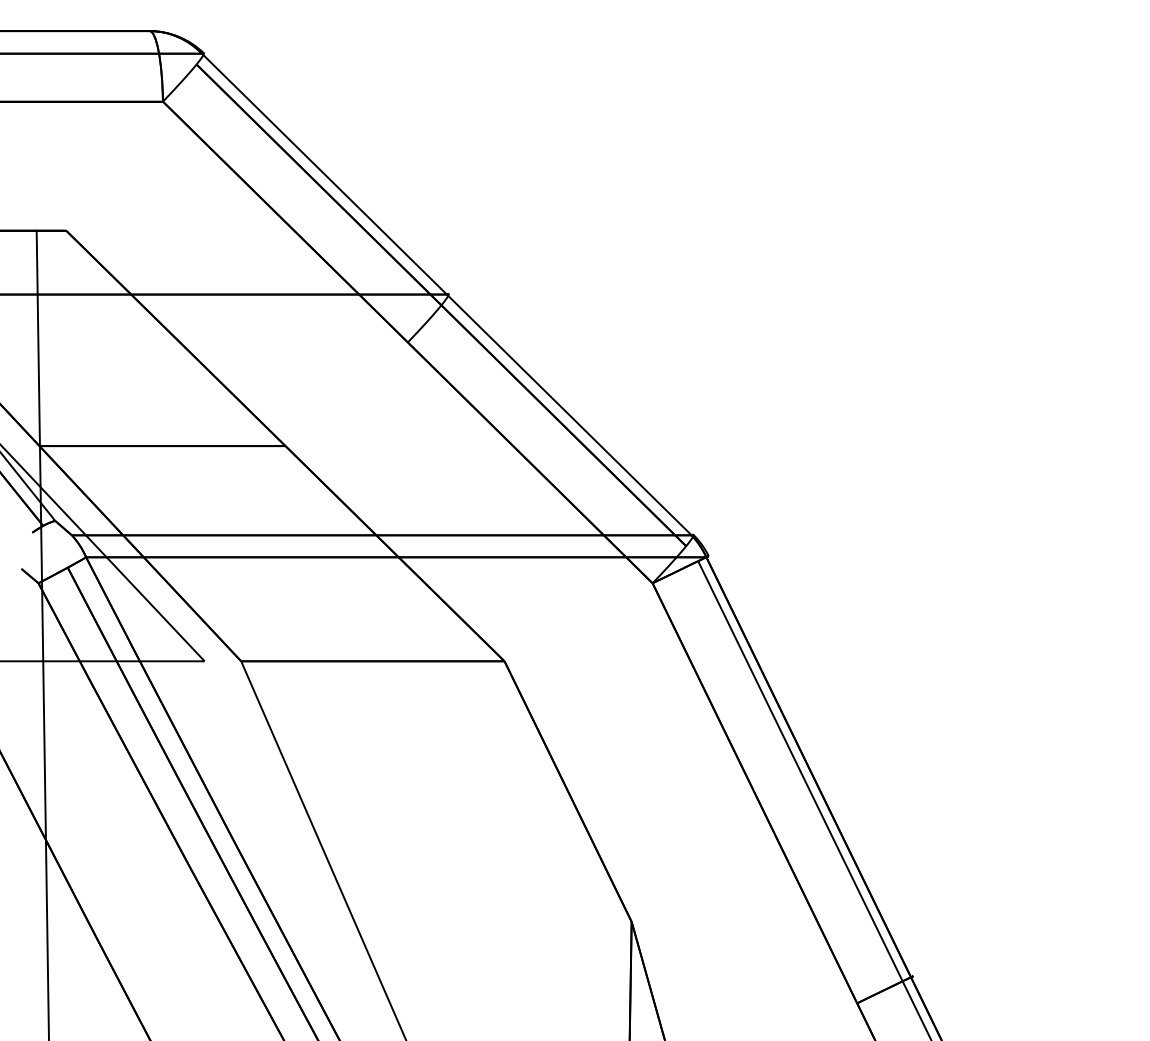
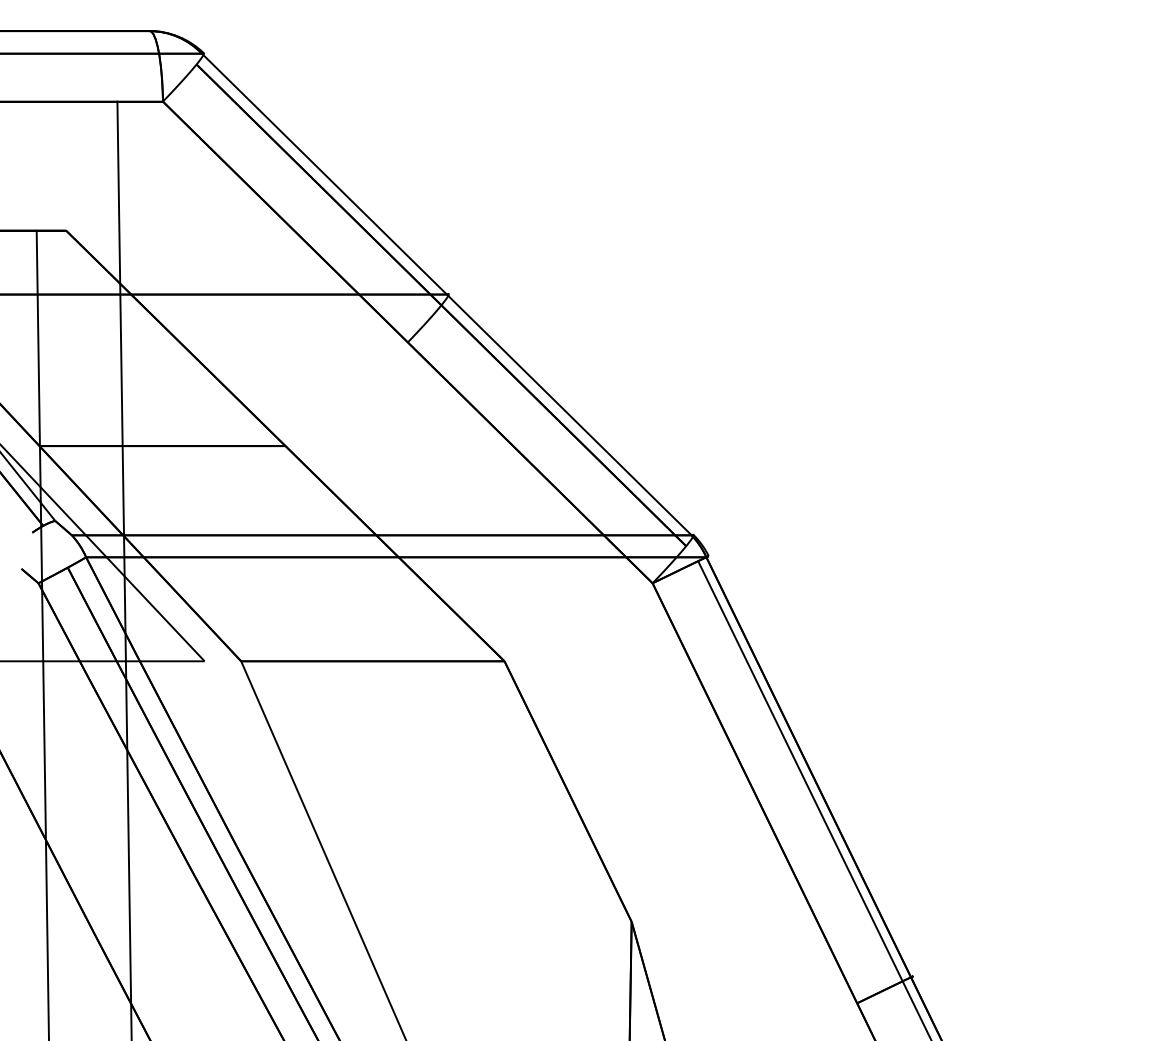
line: none -> present (124, 569)
